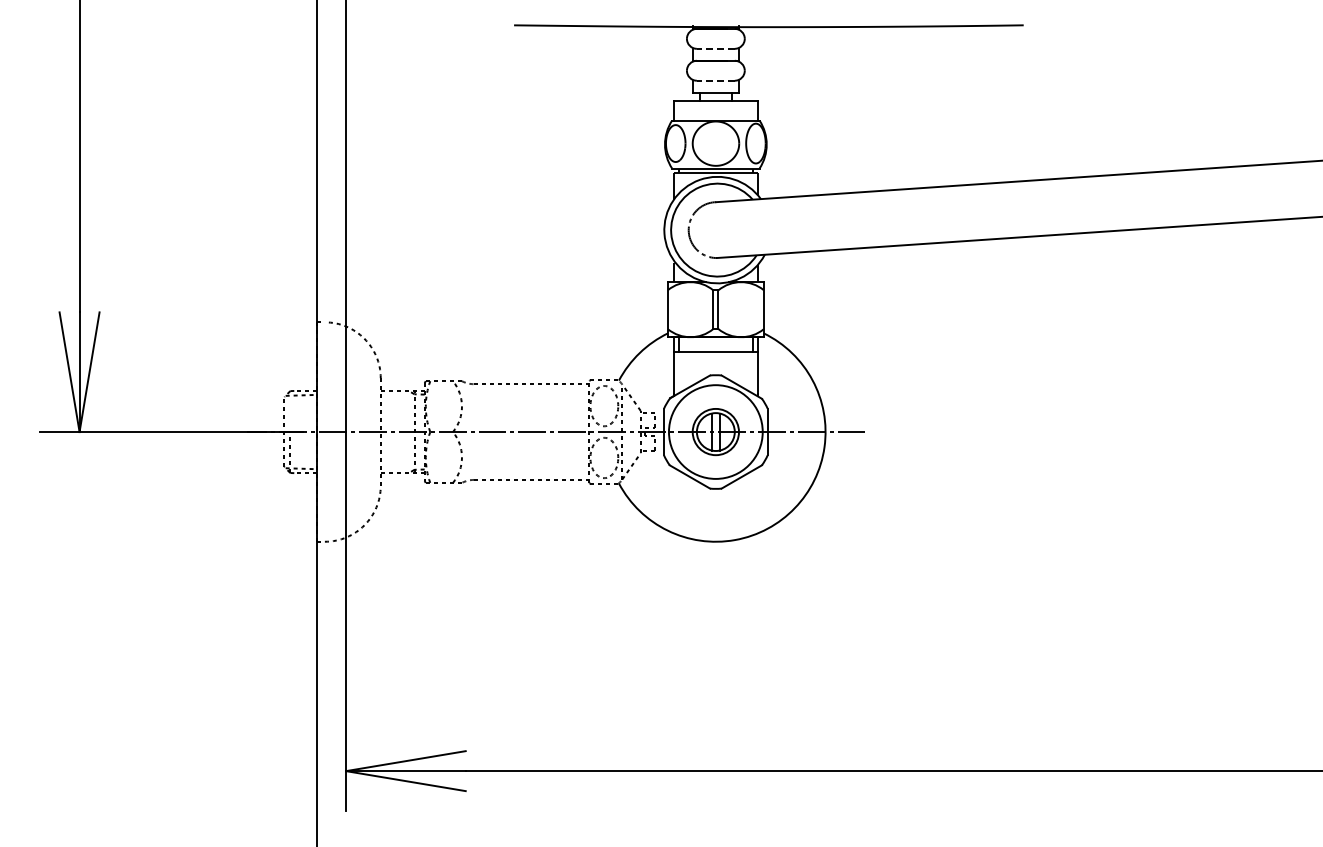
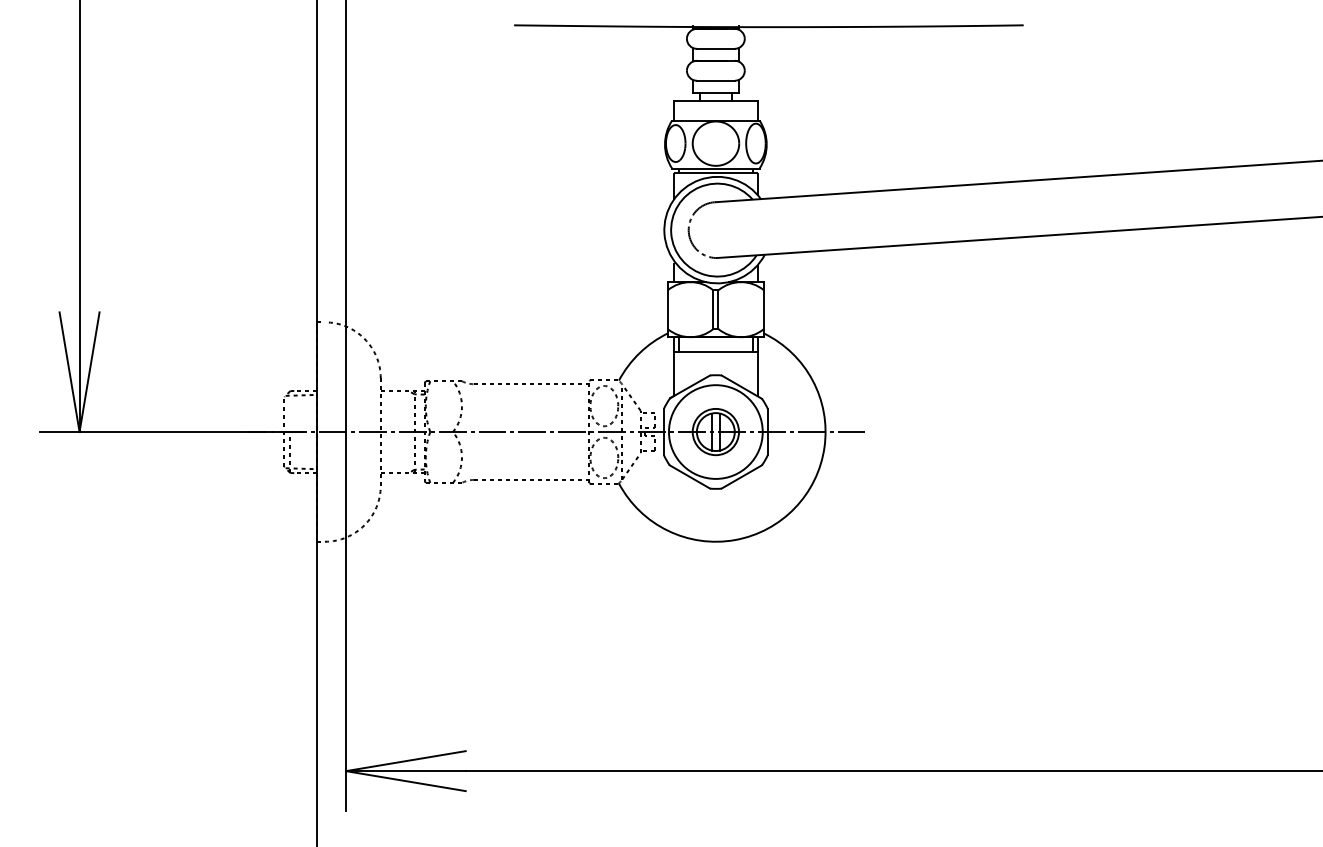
line: dashed -> solid (715, 48)
line: dashed -> solid (715, 80)
